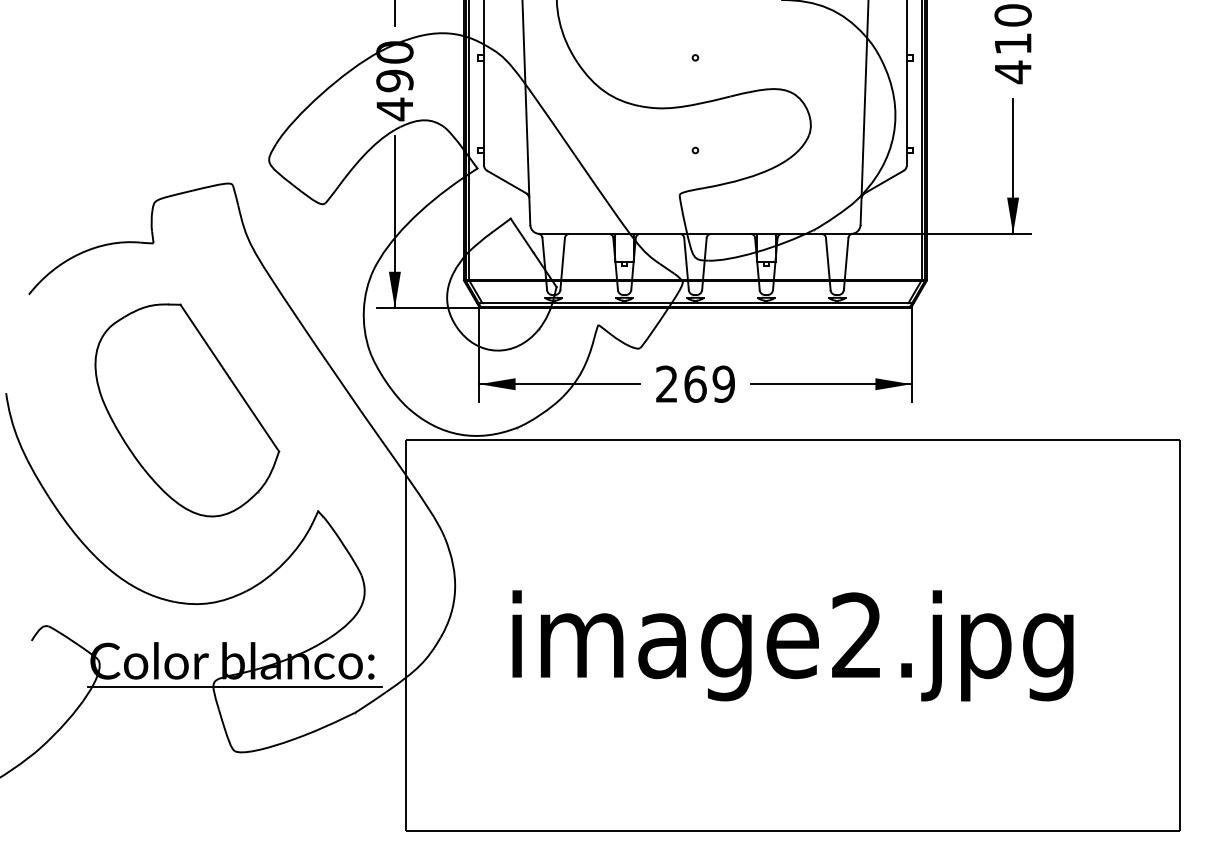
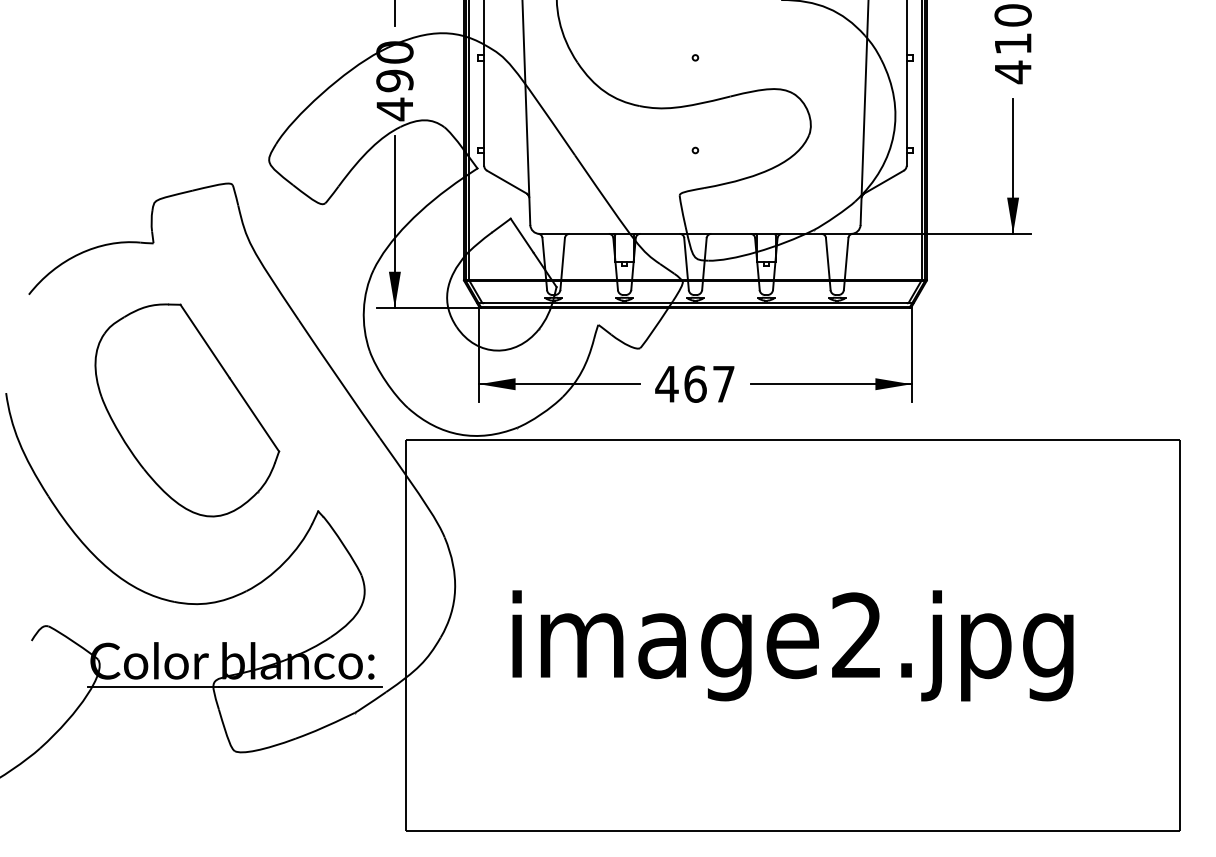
text: 269 -> 467 (694, 383)
